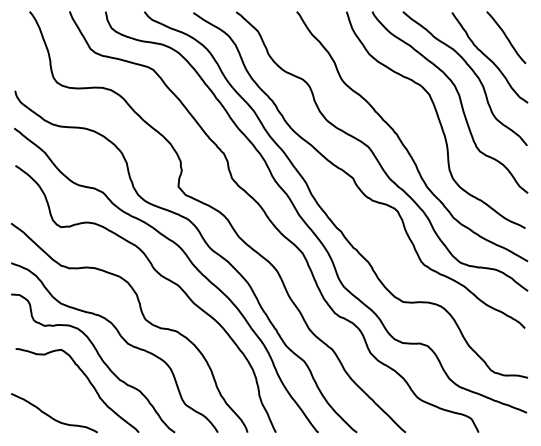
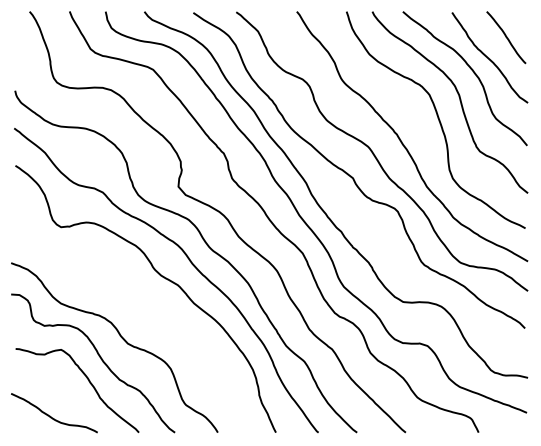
curve: present -> none (143, 318)
